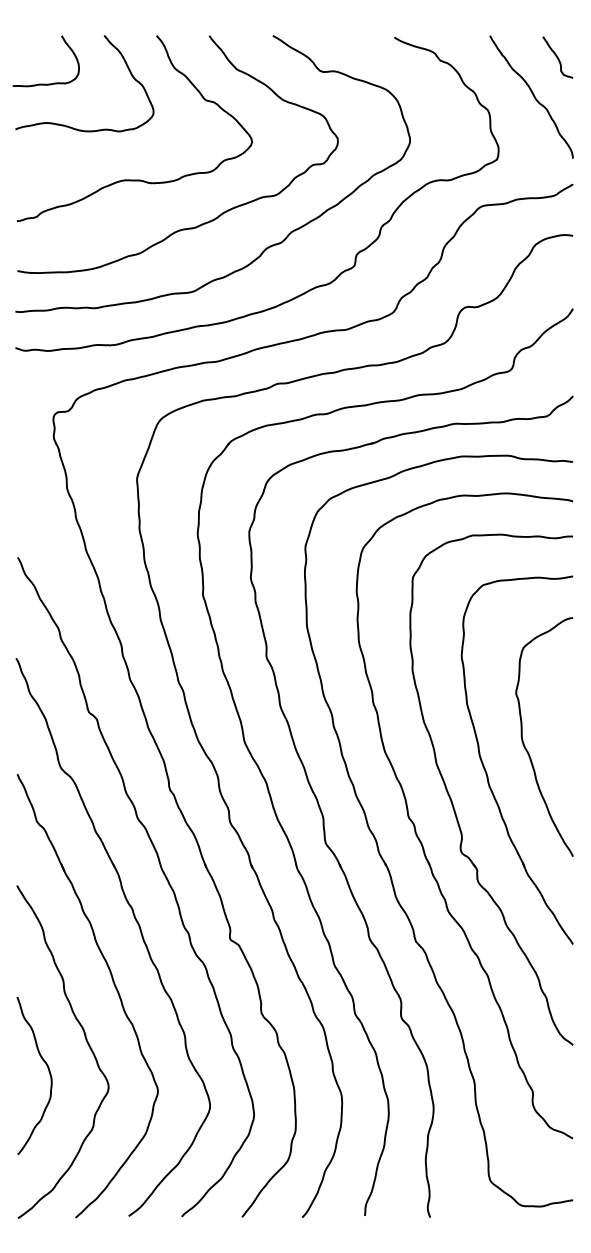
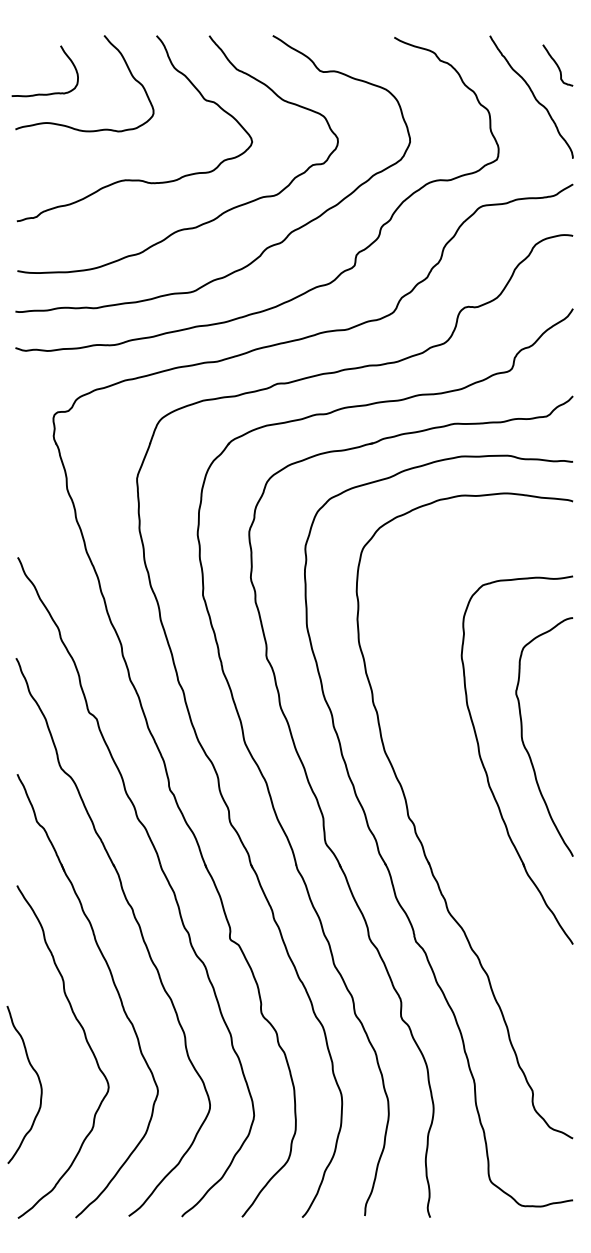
curve position: (557, 57) -> (557, 65) (557, 65)
curve position: (45, 83) -> (44, 93) (44, 93)
part: present -> none (453, 803)
curve position: (48, 1071) -> (38, 1080) (38, 1080)
